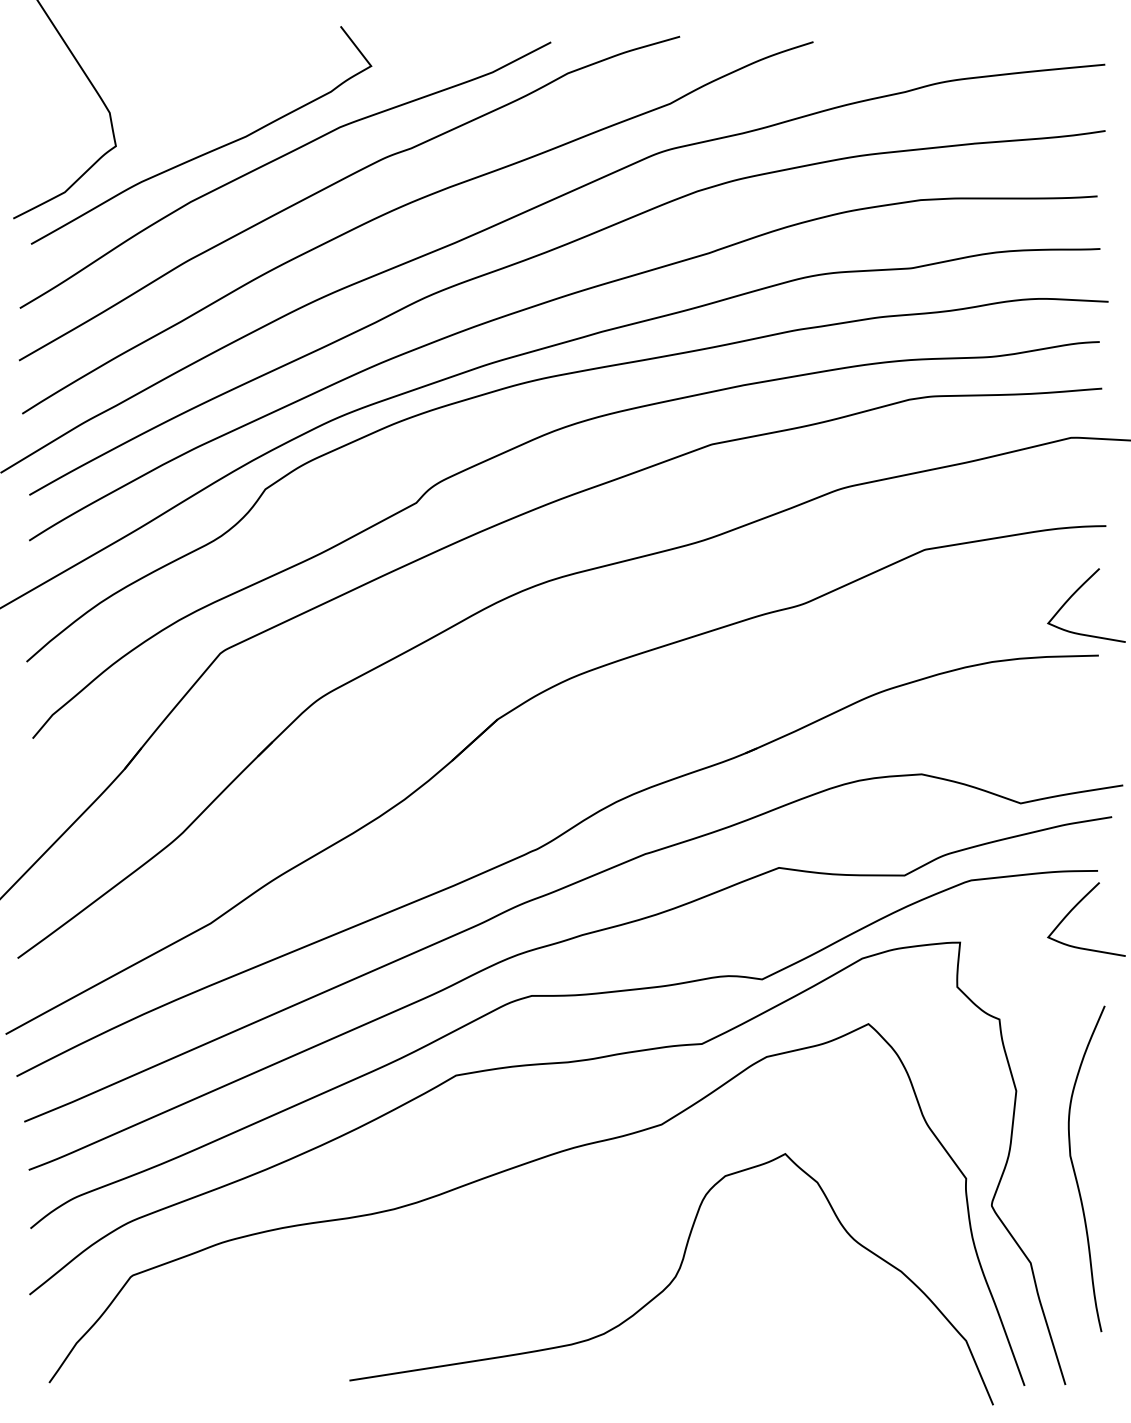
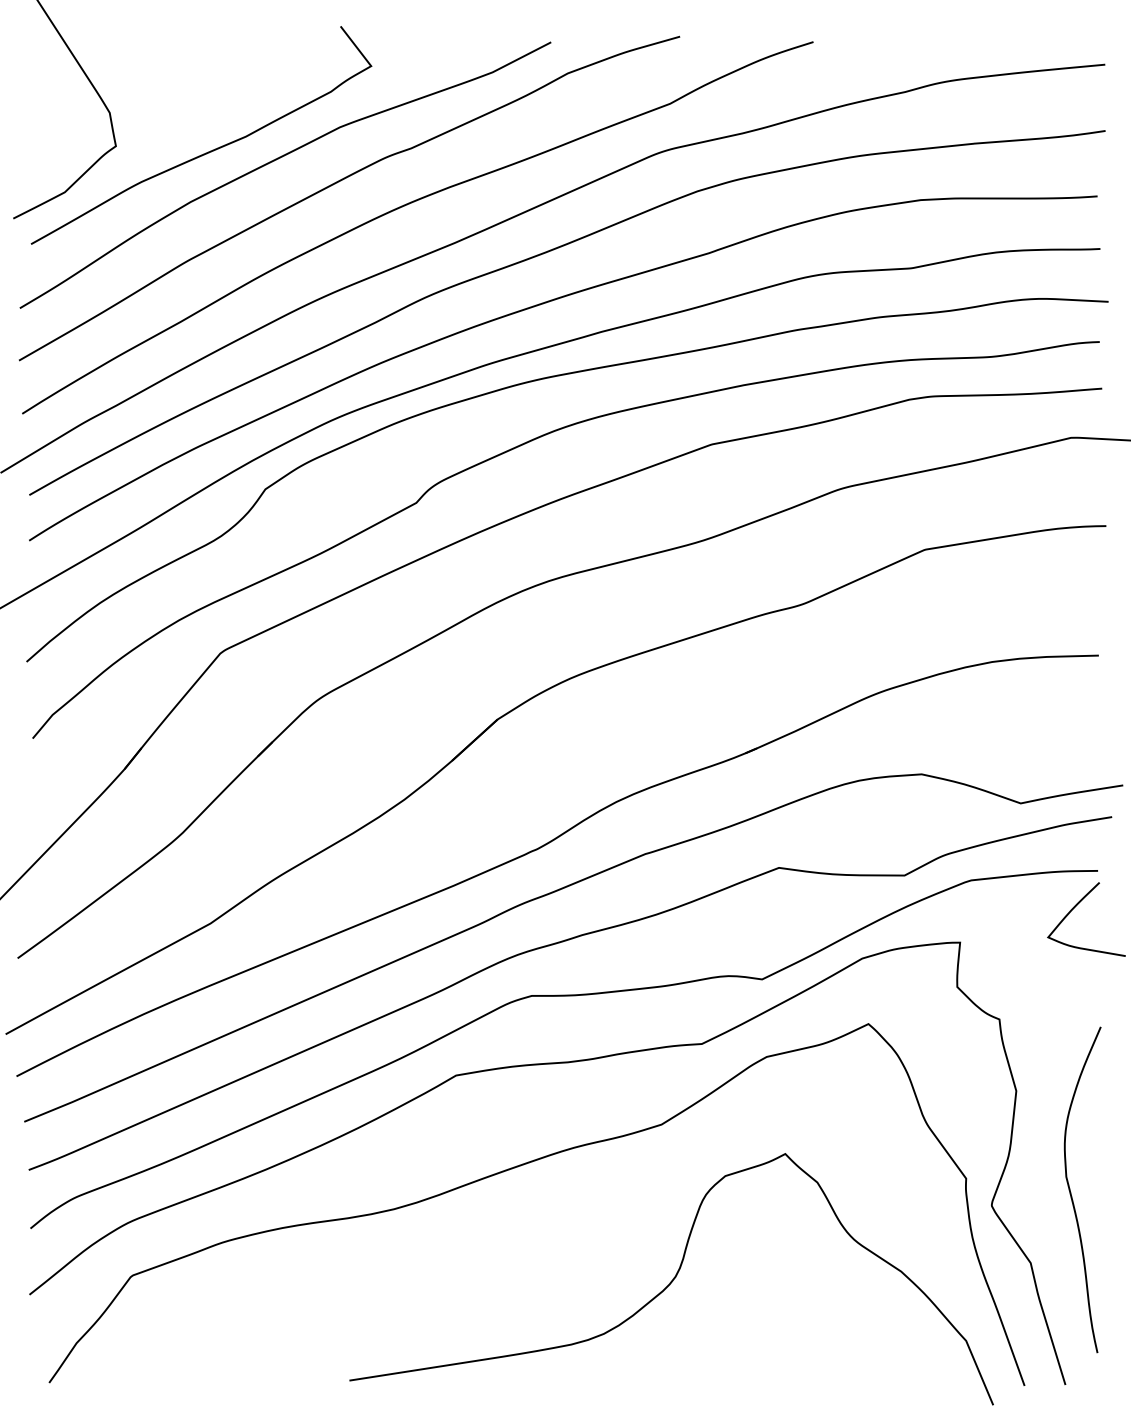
curve: present -> none (1075, 593)
curve position: (1075, 1171) -> (1071, 1192) (1071, 1192)
